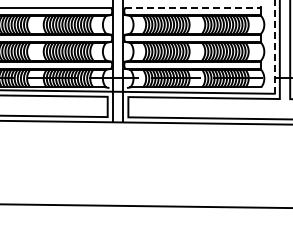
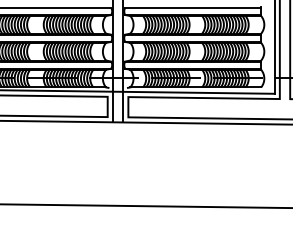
line: dashed -> solid (193, 7)
line: dashed -> solid (274, 47)
